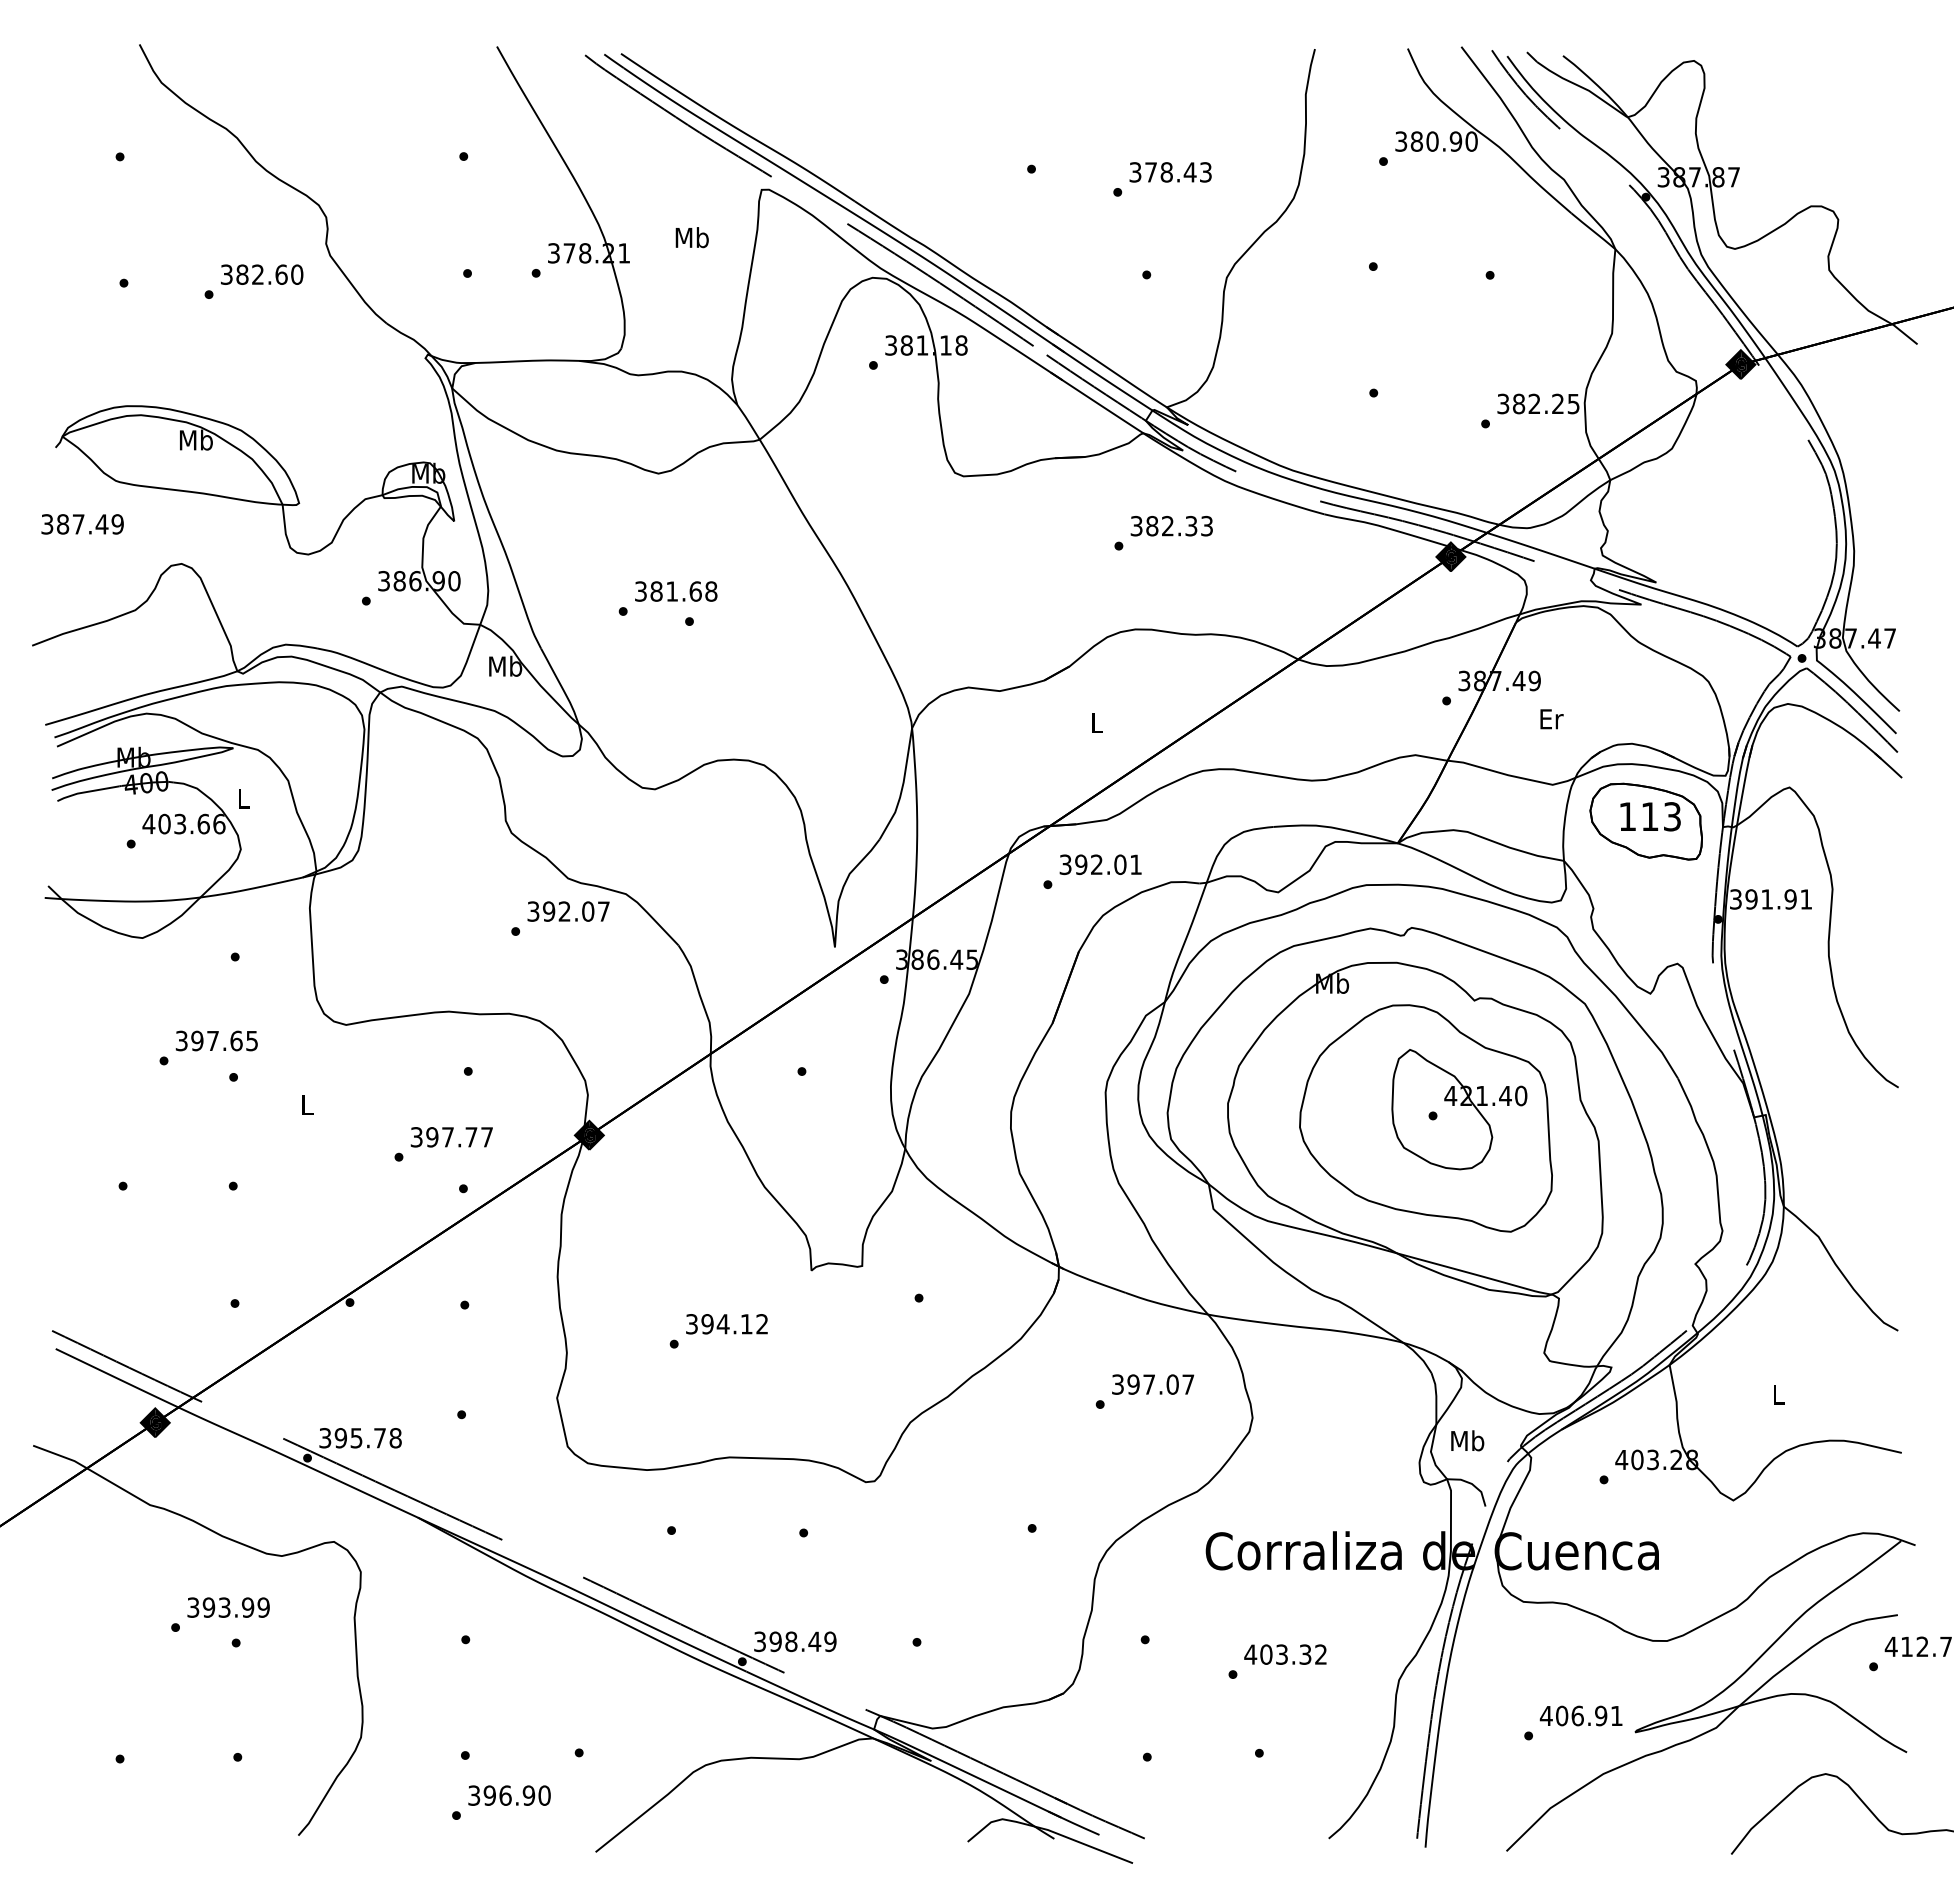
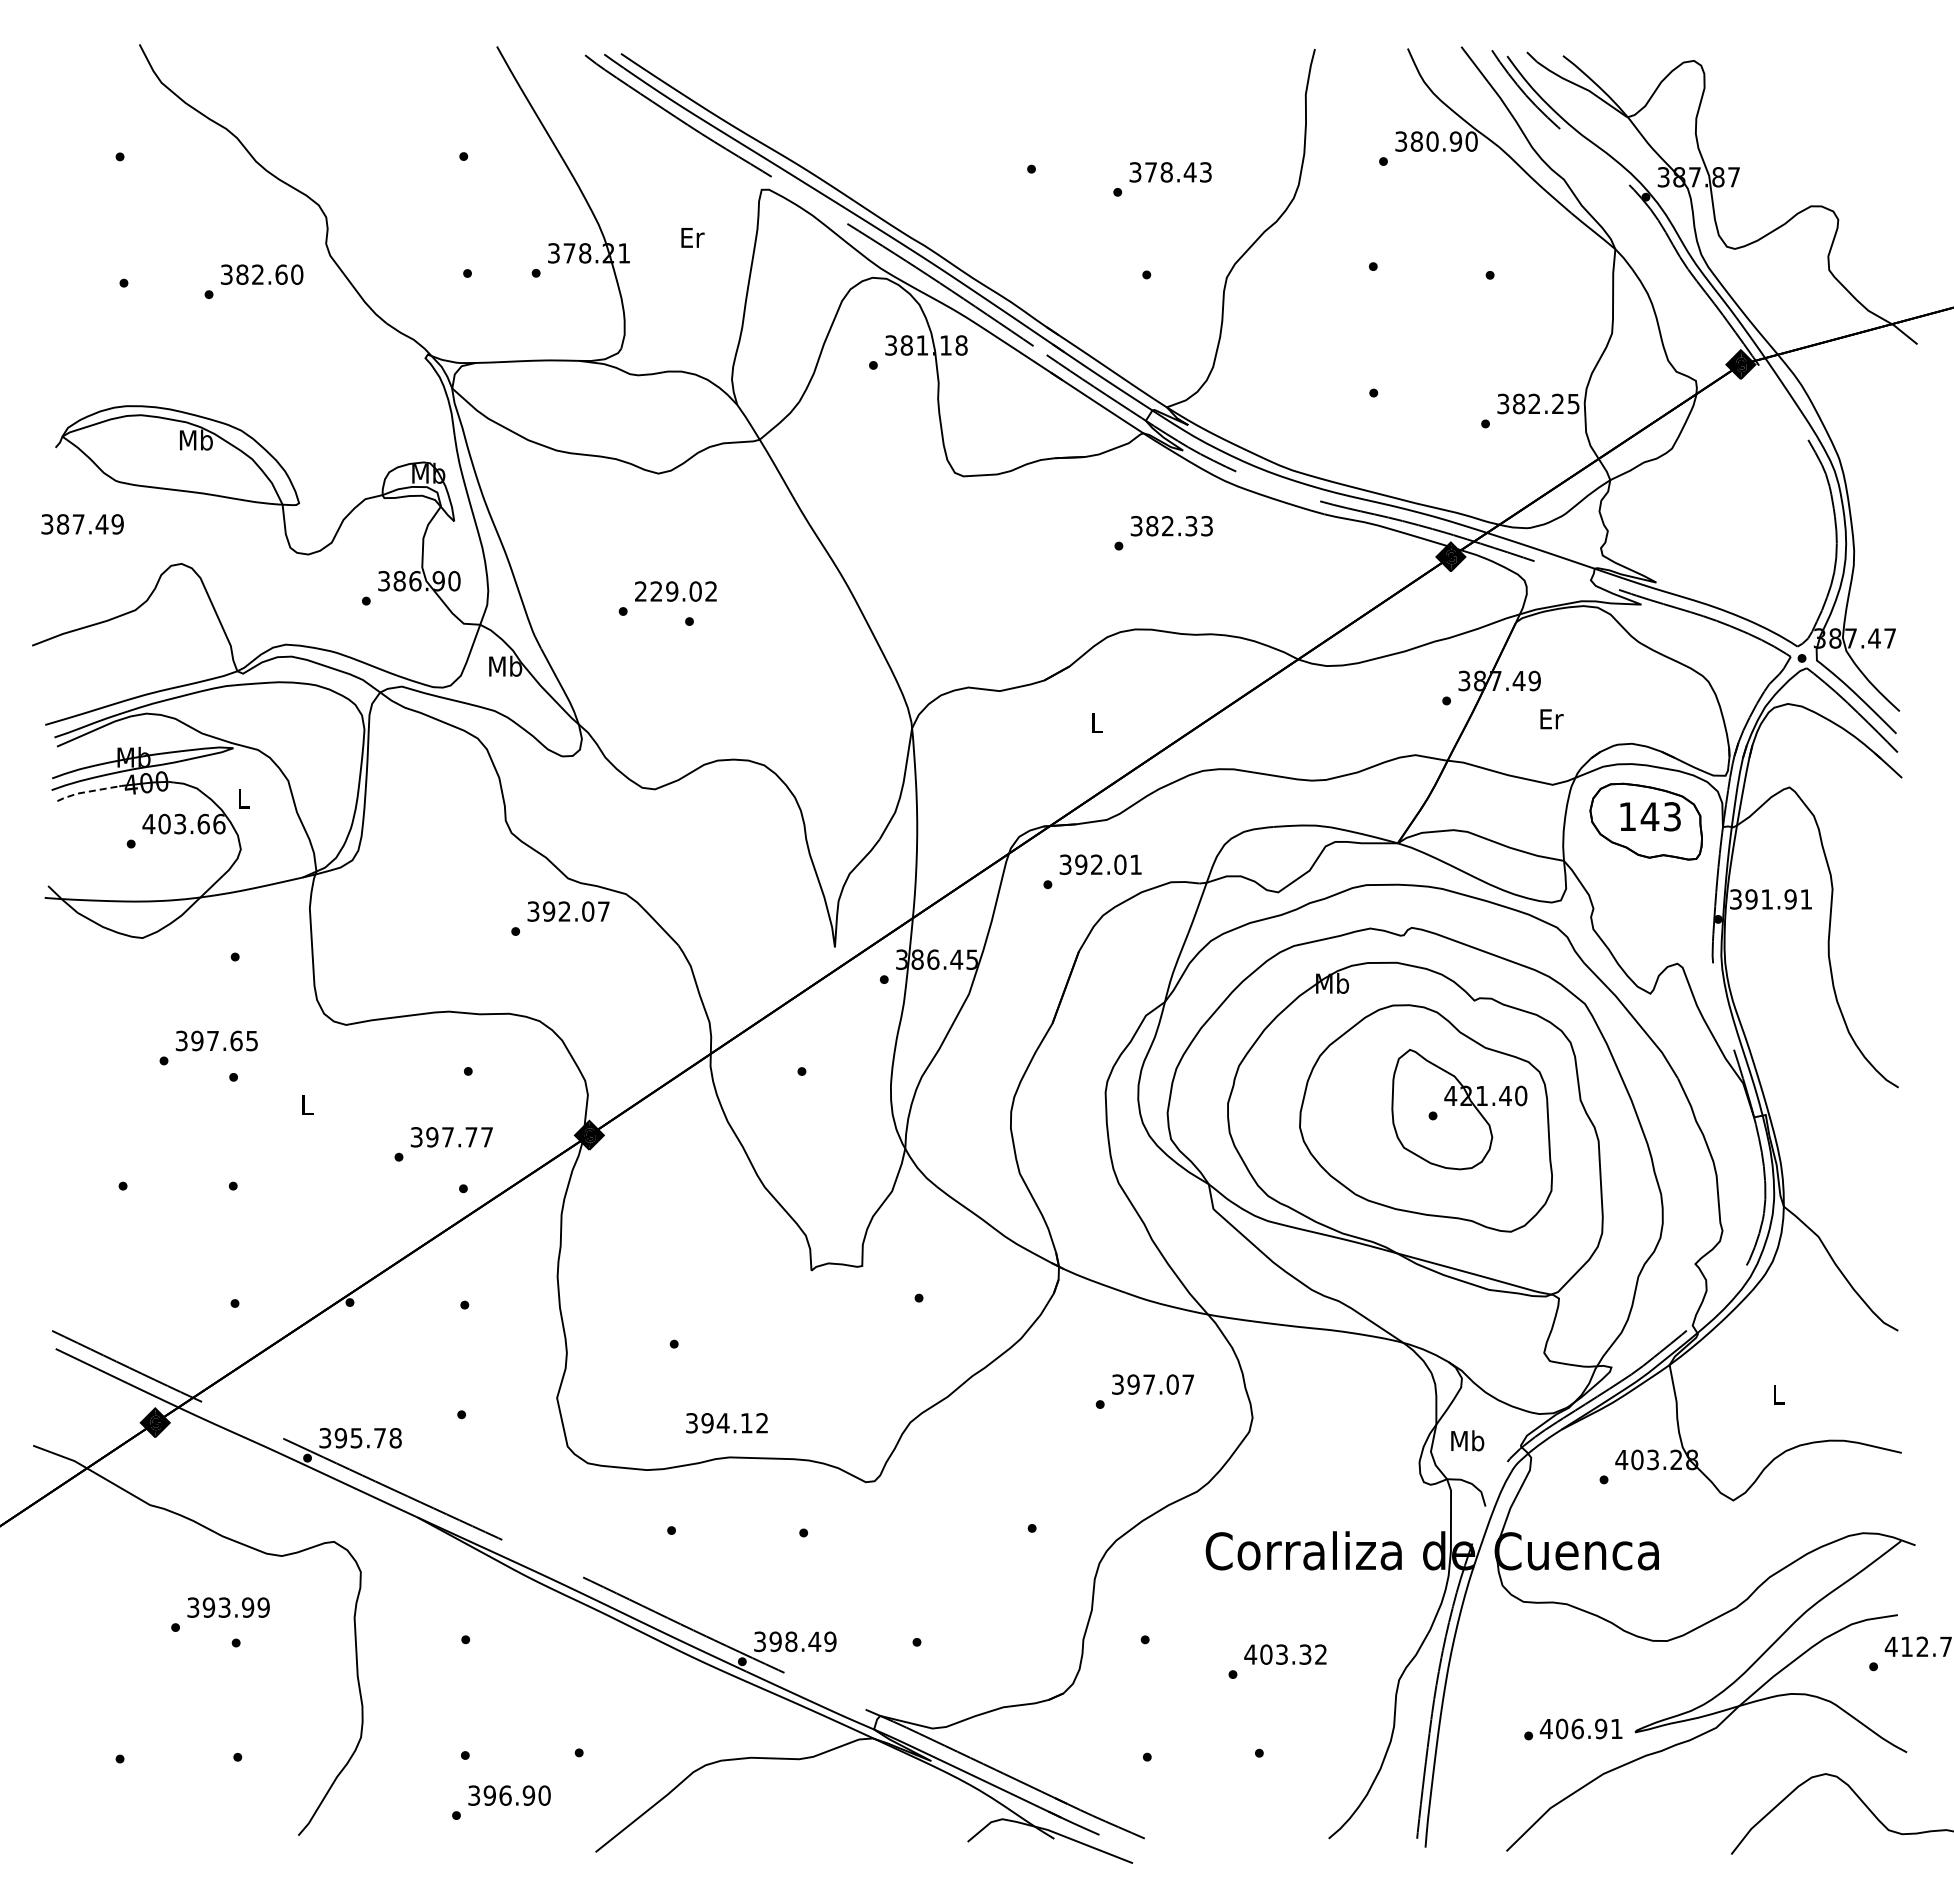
text: Mb -> Er (691, 237)
text: 381.68 -> 229.02 (676, 591)
line: solid -> dashed (86, 792)
text: 113 -> 143 (1649, 816)
text position: (726, 1324) -> (726, 1423) (726, 1423)
text position: (1580, 1715) -> (1580, 1728) (1580, 1728)
